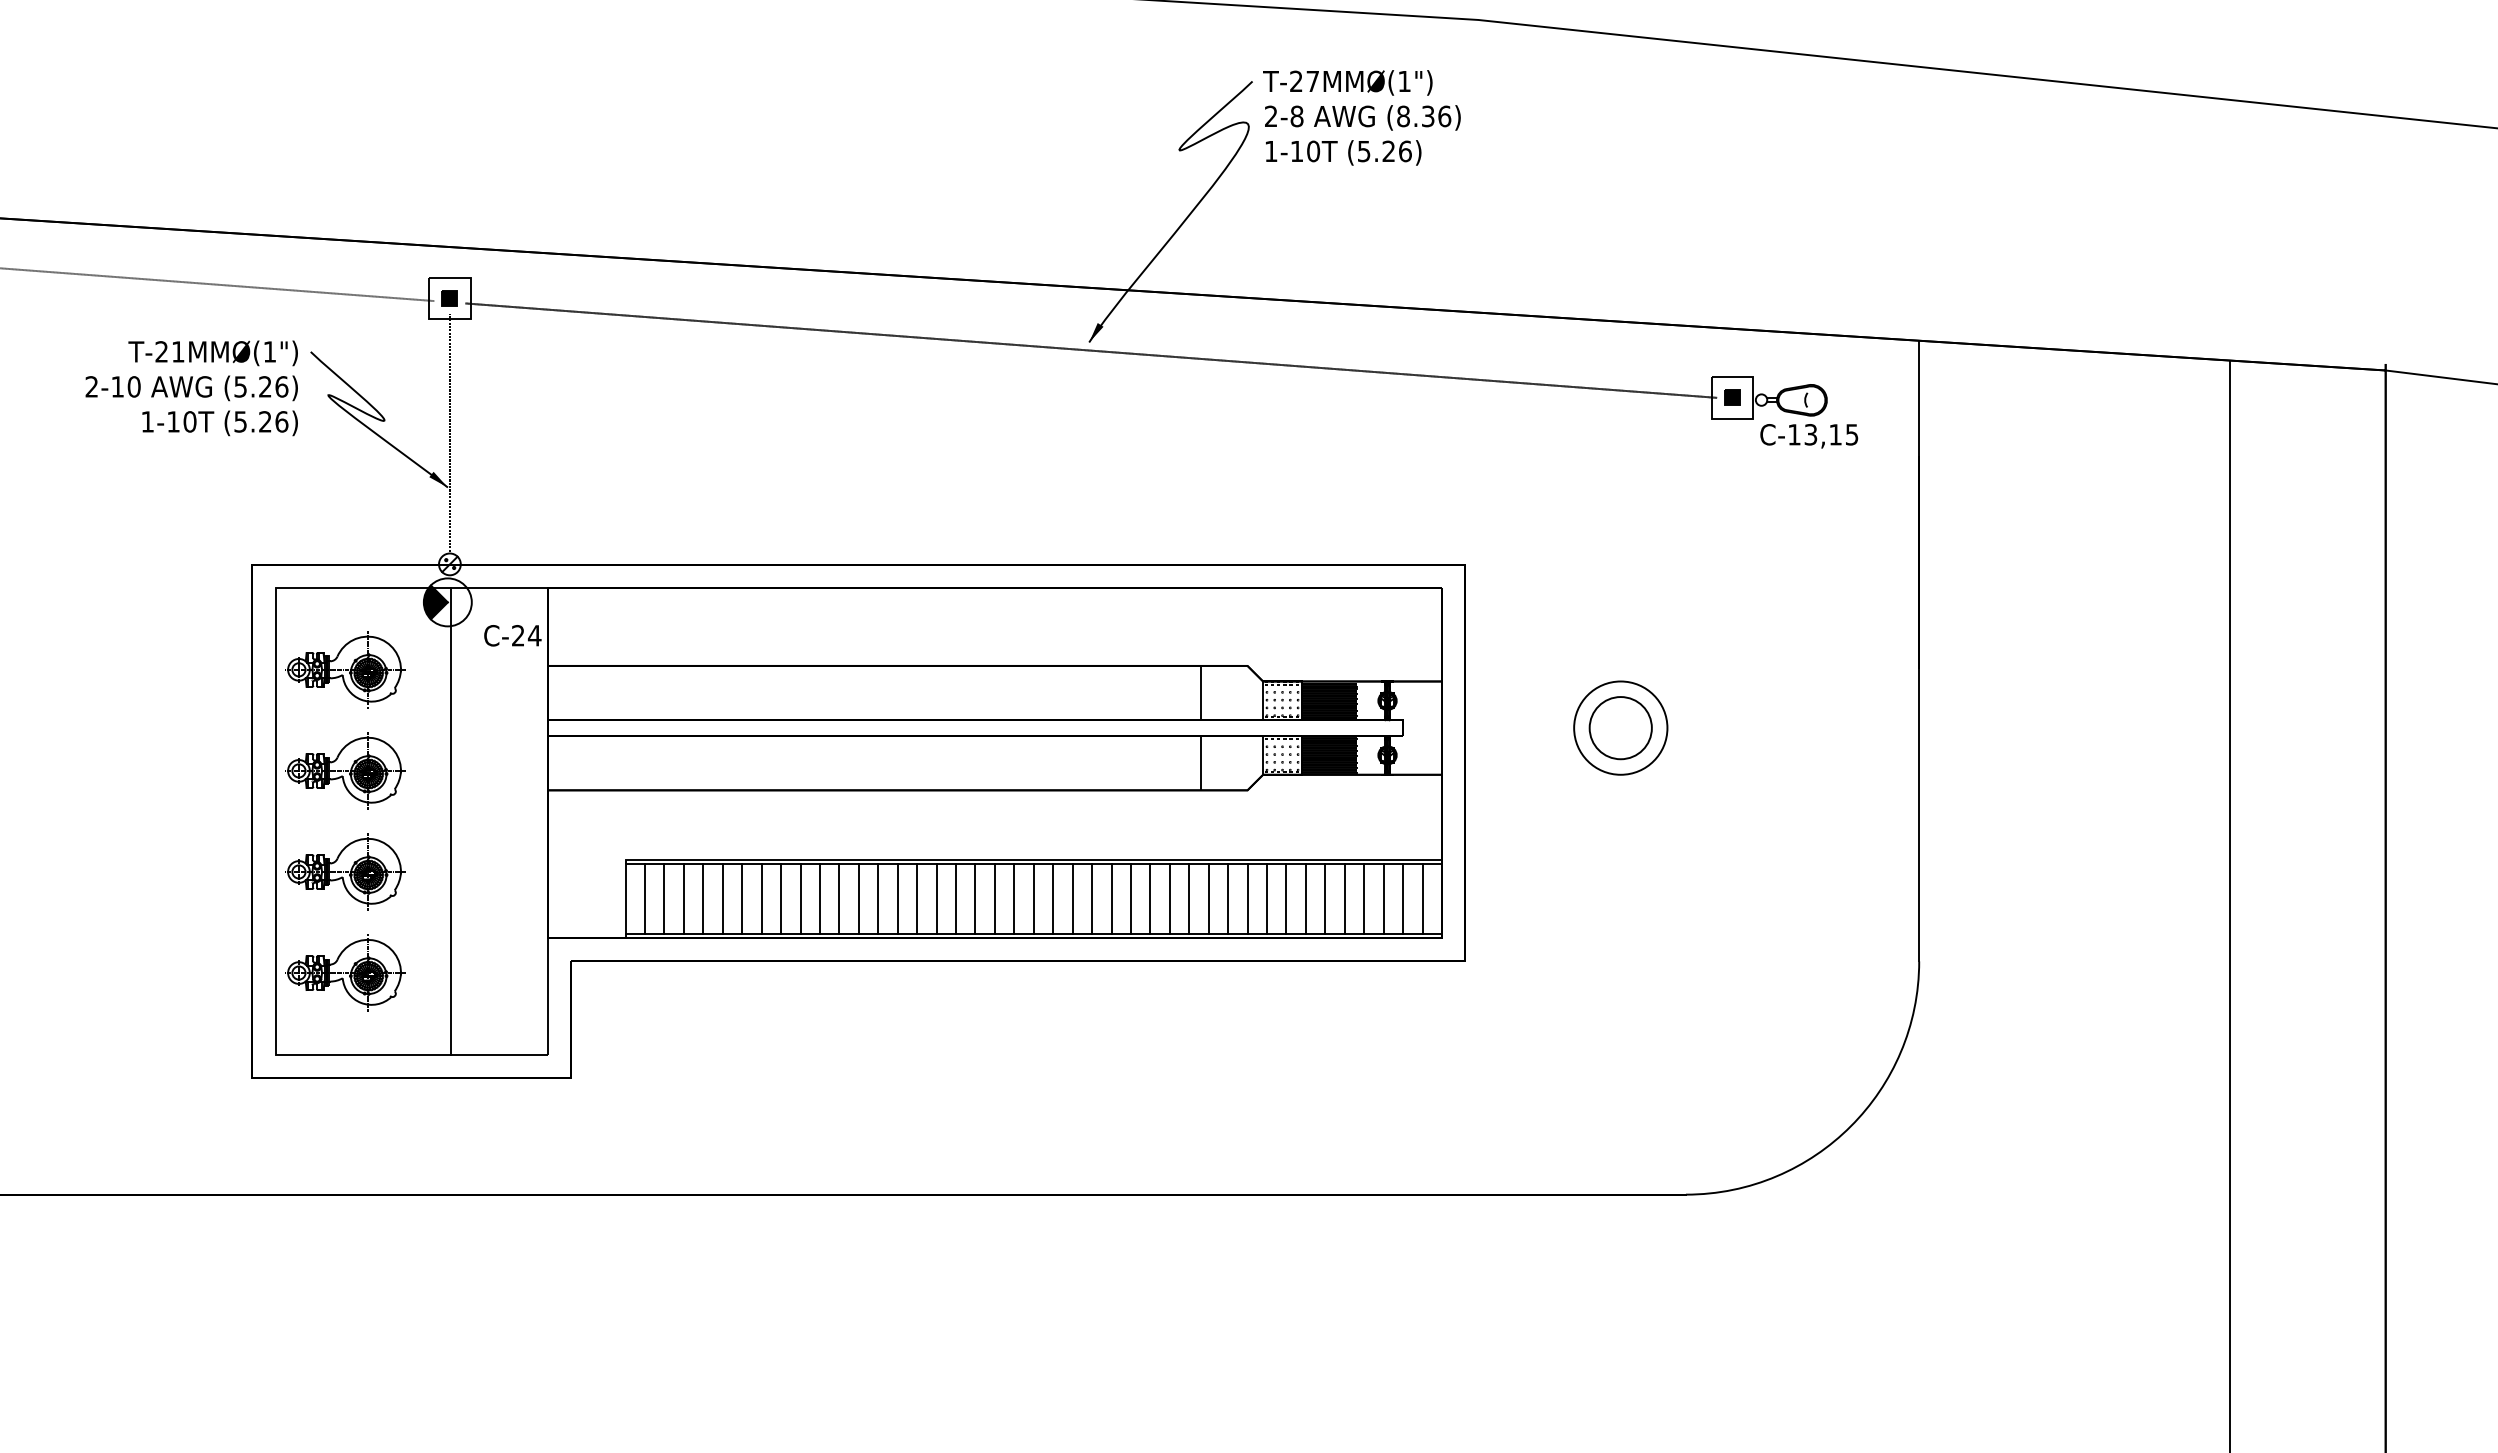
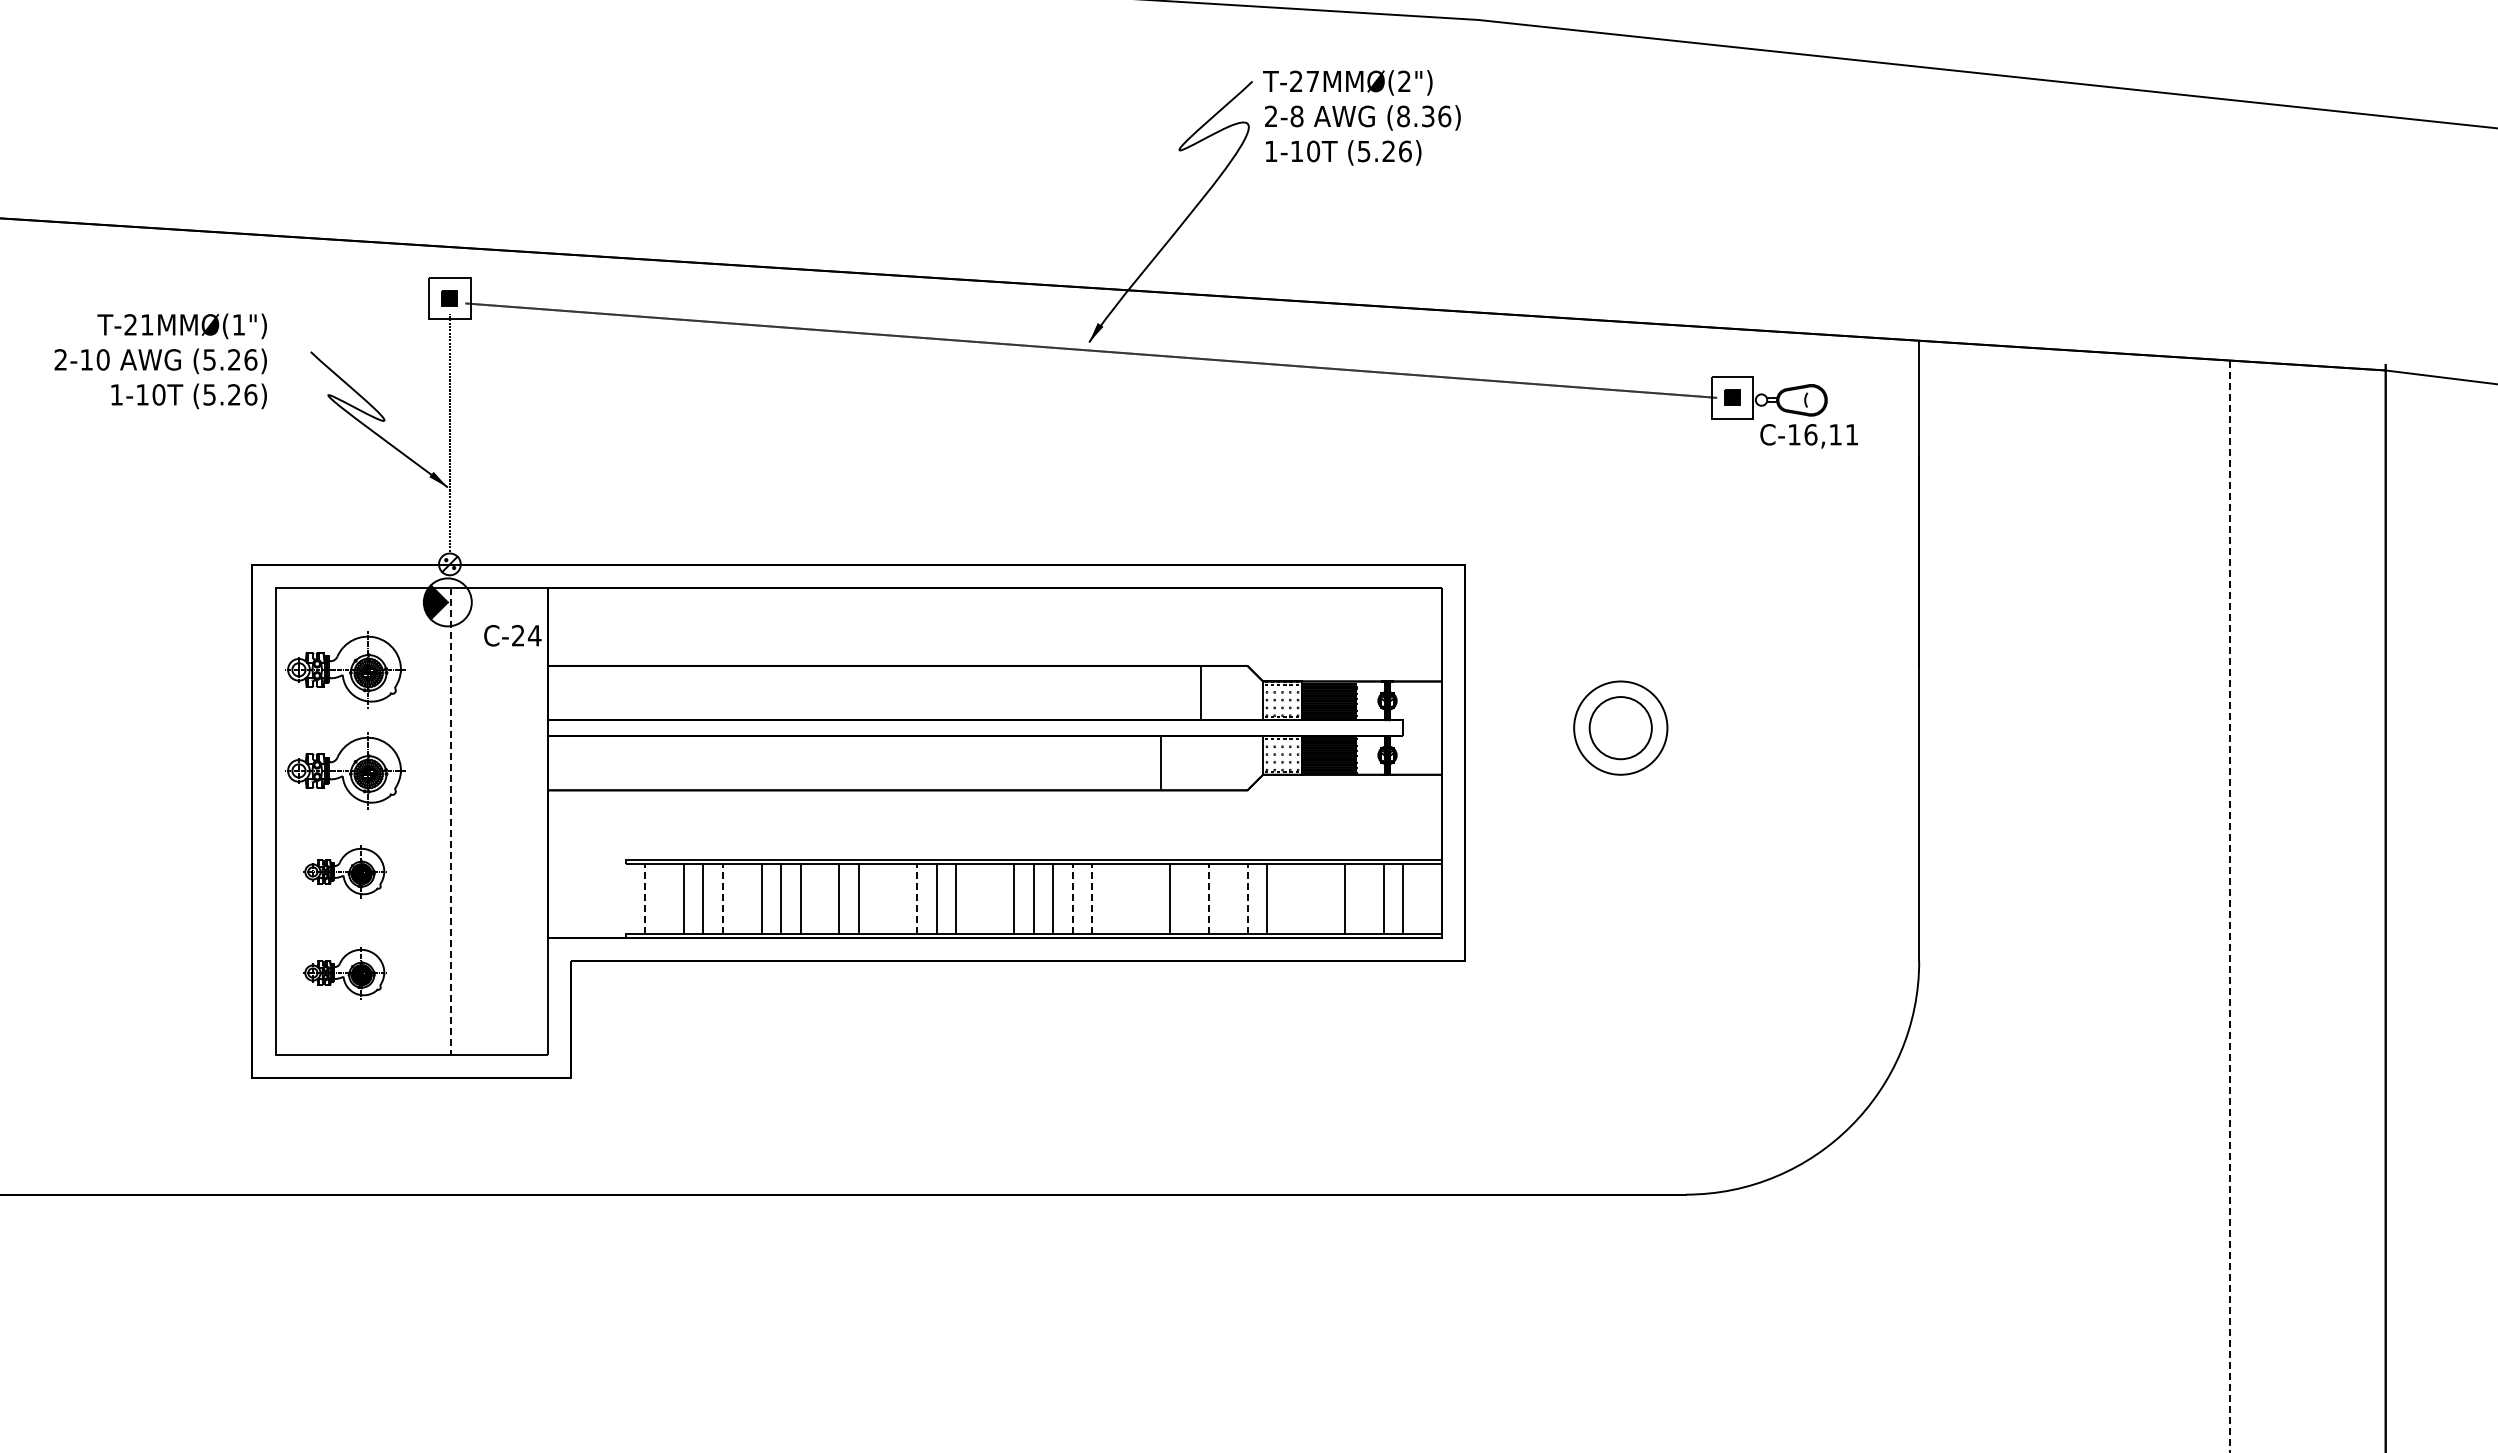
text: T-27MMØ(1") -> T-27MMØ(2") (1404, 80)
line: present -> none (218, 284)
text position: (191, 388) -> (160, 361) (160, 361)
text: C-13,15 -> C-16,11 (1831, 434)
line position: (1200, 762) -> (1160, 762) (1160, 762)
line: solid -> dashed (450, 821)
part size: 121x78 px -> 84x54 px (344, 871)
line: present -> none (625, 899)
line: solid -> dashed (645, 899)
line: present -> none (664, 899)
line: solid -> dashed (722, 899)
line: present -> none (742, 899)
line: present -> none (819, 899)
line: present -> none (878, 899)
line: present -> none (897, 899)
line: solid -> dashed (917, 899)
line: present -> none (975, 899)
line: present -> none (994, 899)
line: solid -> dashed (1072, 899)
line: solid -> dashed (1092, 899)
line: present -> none (1111, 899)
line: present -> none (1130, 899)
line: present -> none (1150, 899)
line: present -> none (1189, 899)
line: solid -> dashed (1208, 899)
line: present -> none (1228, 899)
line: solid -> dashed (1247, 899)
line: present -> none (1286, 899)
line: present -> none (1305, 899)
line: present -> none (1325, 899)
line: present -> none (1364, 899)
line: present -> none (1422, 899)
line: solid -> dashed (2230, 906)
part size: 121x78 px -> 84x53 px (344, 973)
